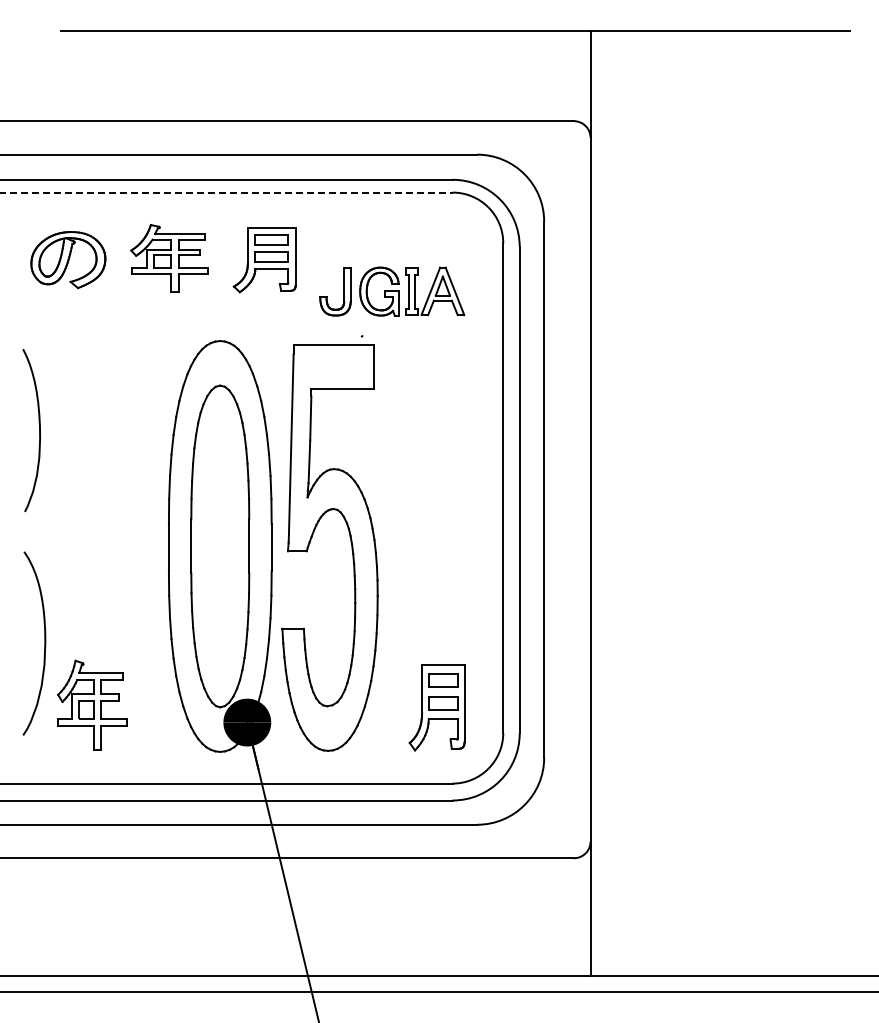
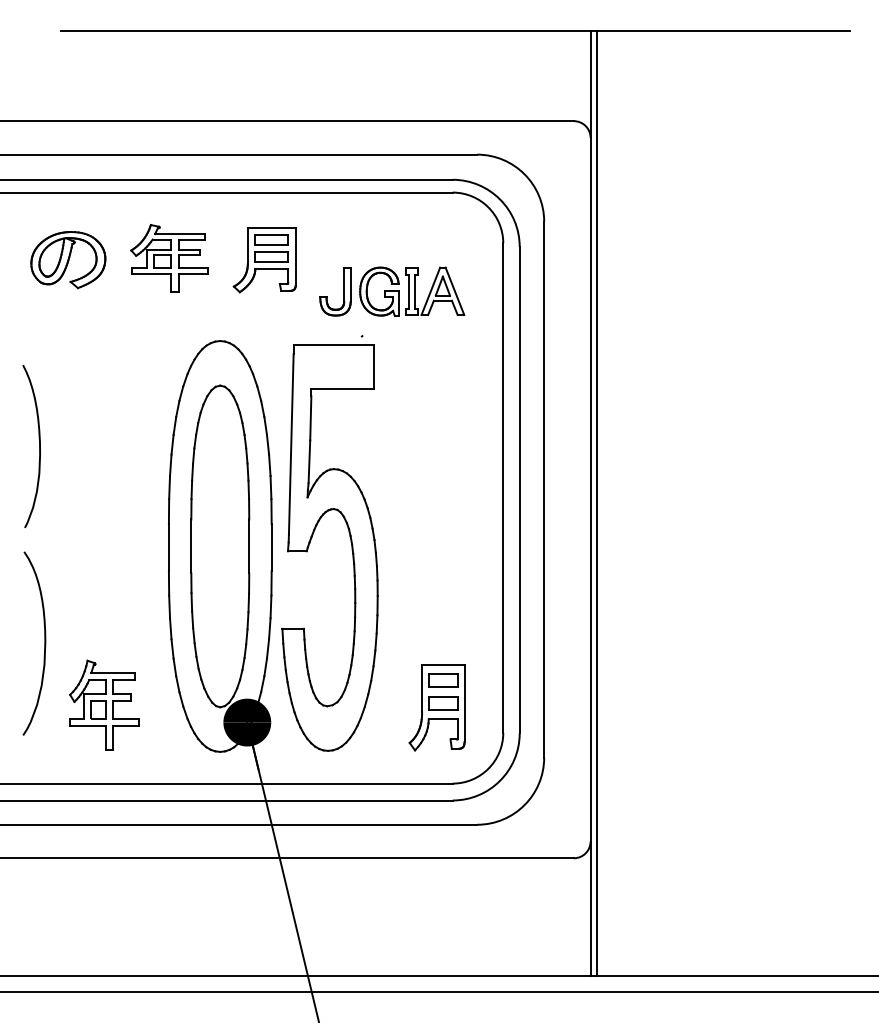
line: dashed -> solid (226, 192)
curve position: (39, 430) -> (39, 446) (39, 446)
line: none -> present (596, 502)
part position: (92, 704) -> (104, 704) (104, 704)
